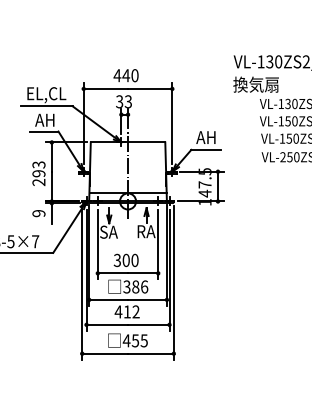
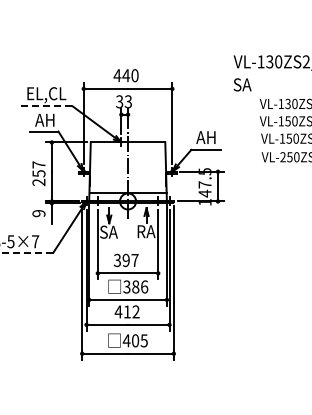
text: 換気扇 -> SA (255, 84)
line: solid -> dashed (46, 106)
text: 293 -> 257 (38, 169)
line: solid -> dashed (26, 252)
text: 300 -> 397 (130, 260)
text: 455 -> 405 (135, 340)
